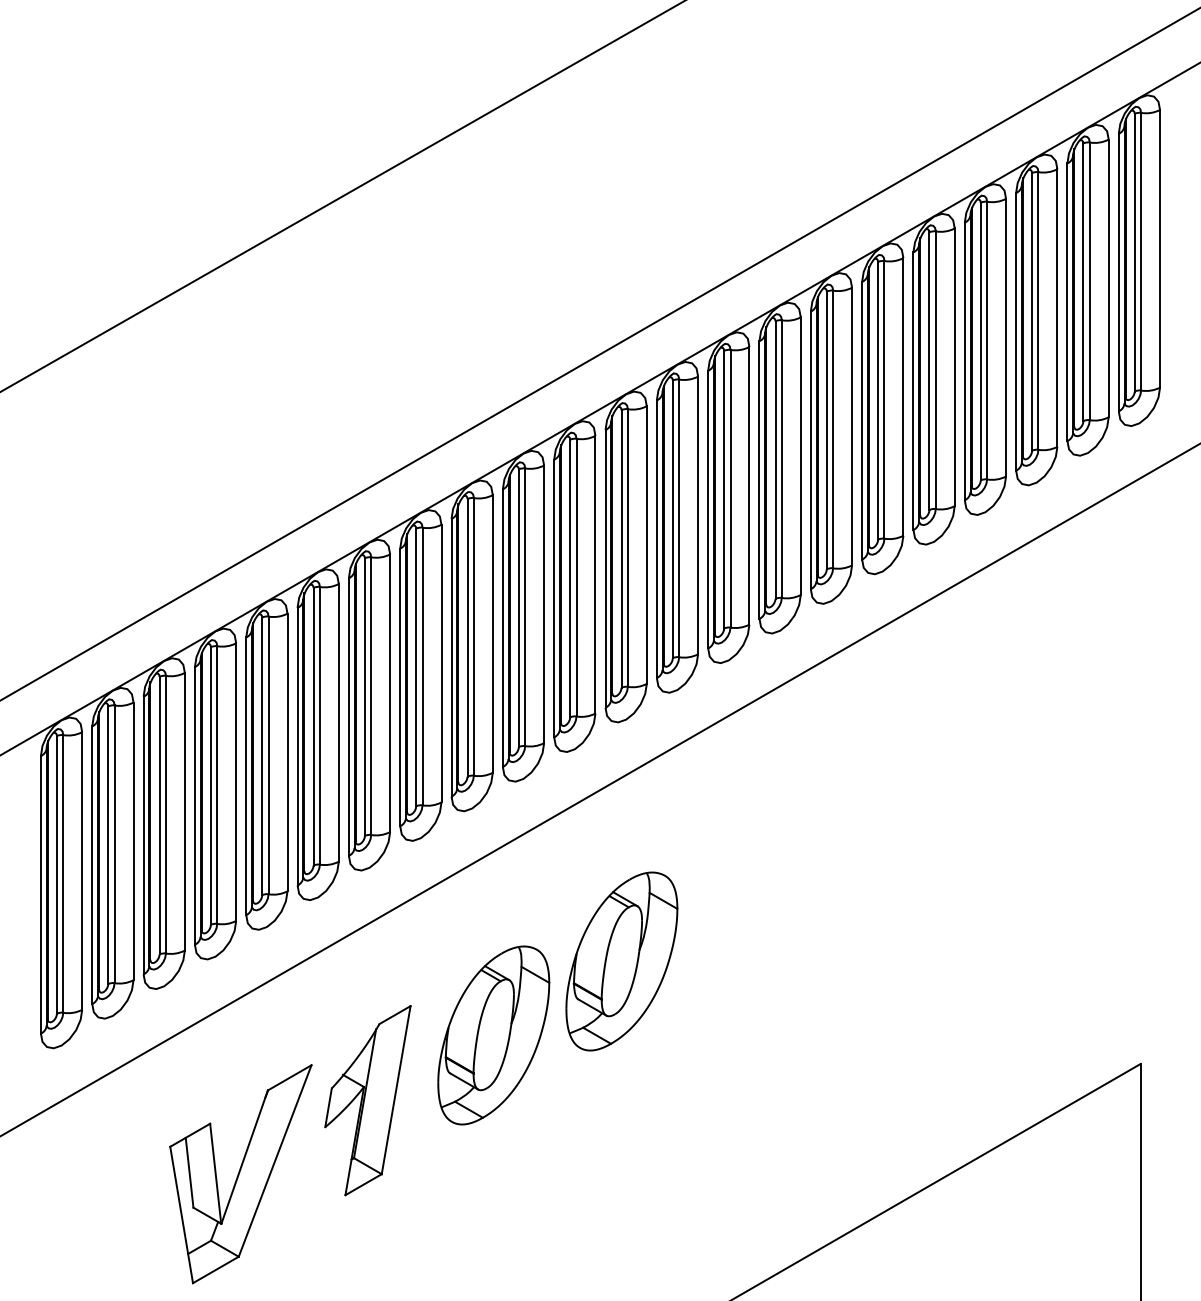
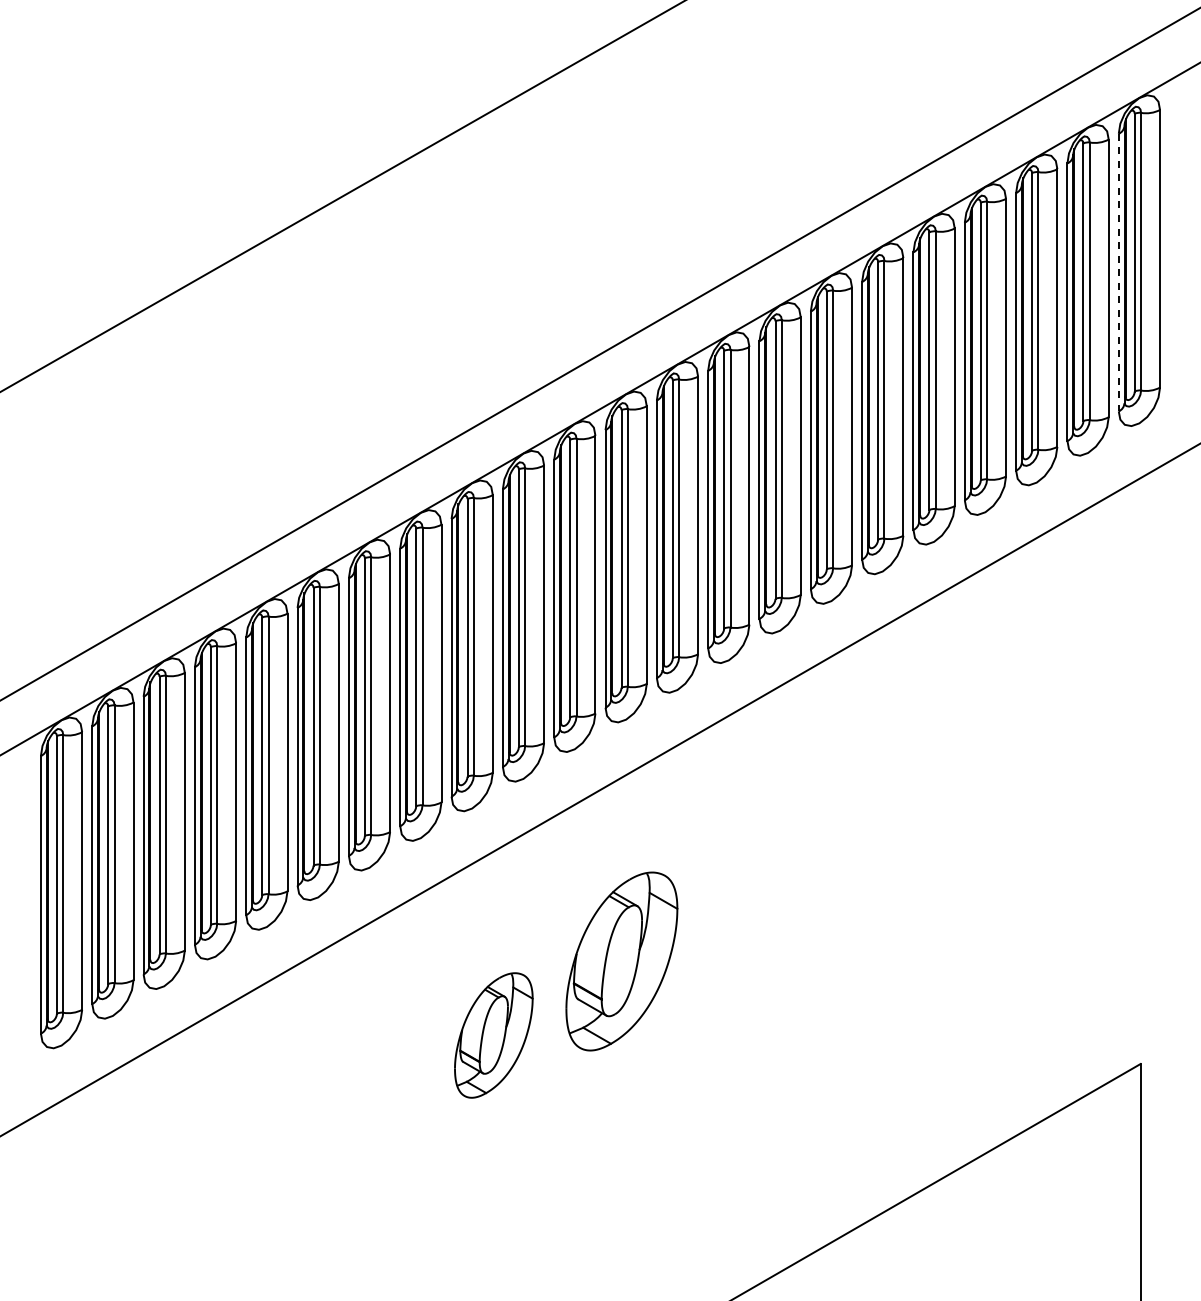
line: solid -> dashed (1118, 272)
part size: 114x181 px -> 80x127 px (493, 1035)
part: present -> none (367, 1100)
part: present -> none (240, 1174)
